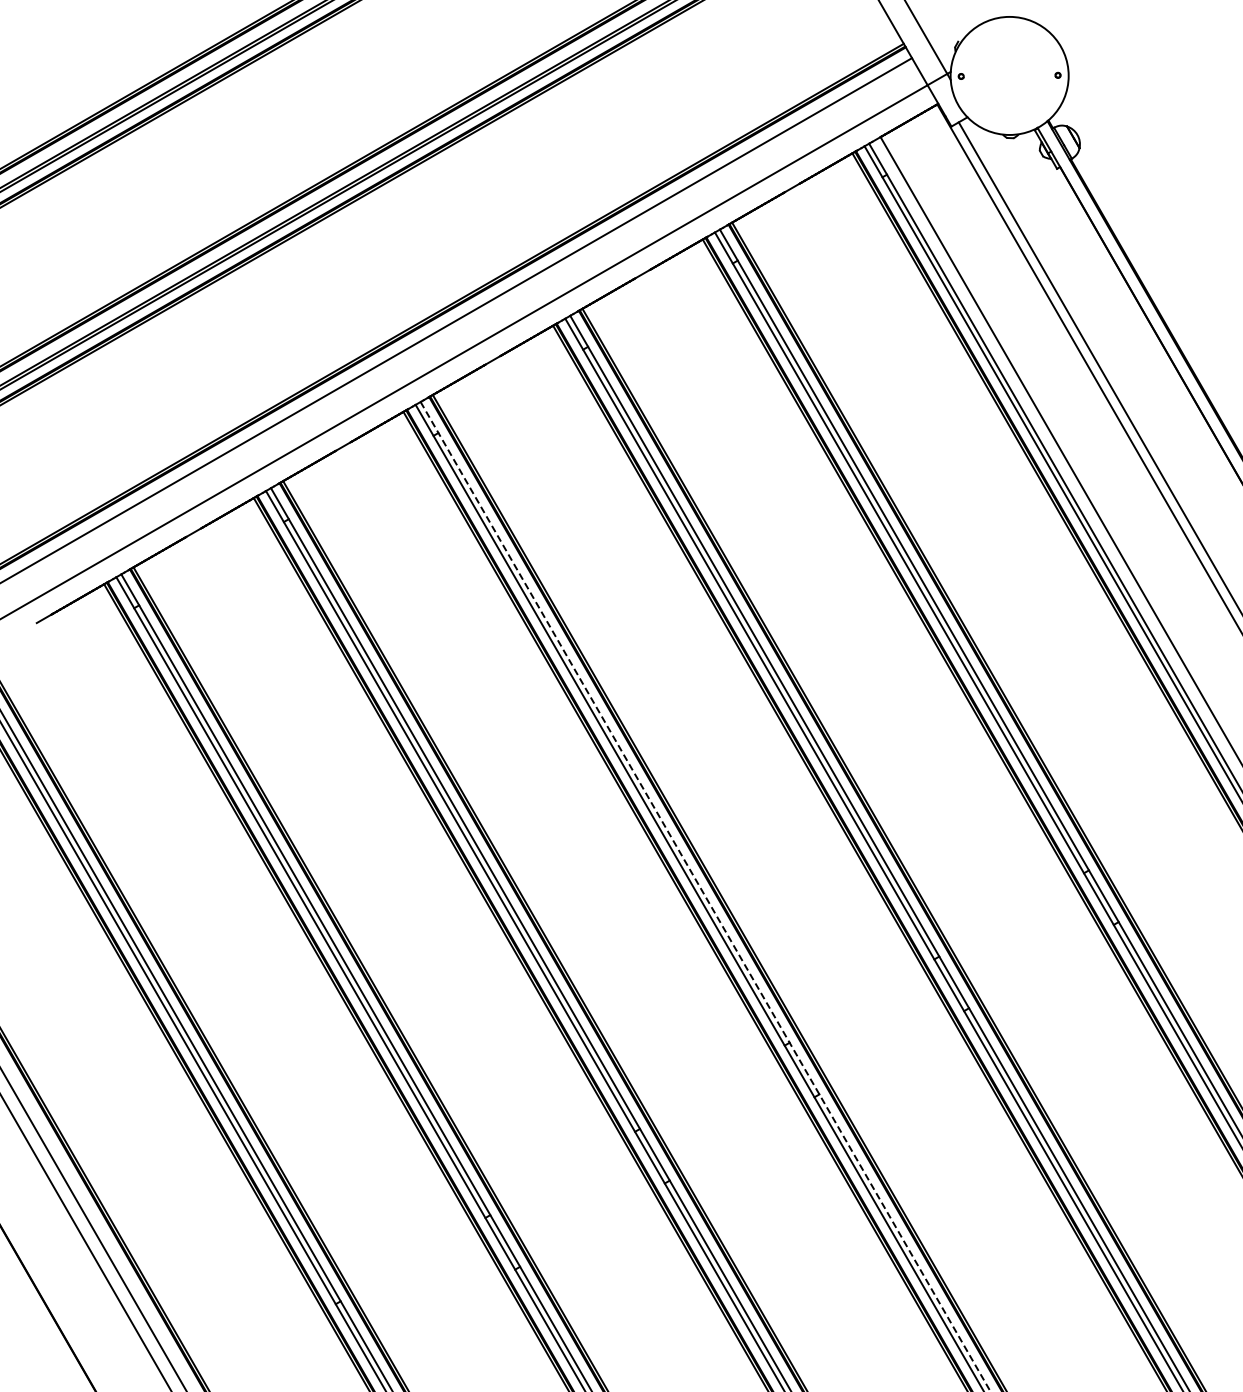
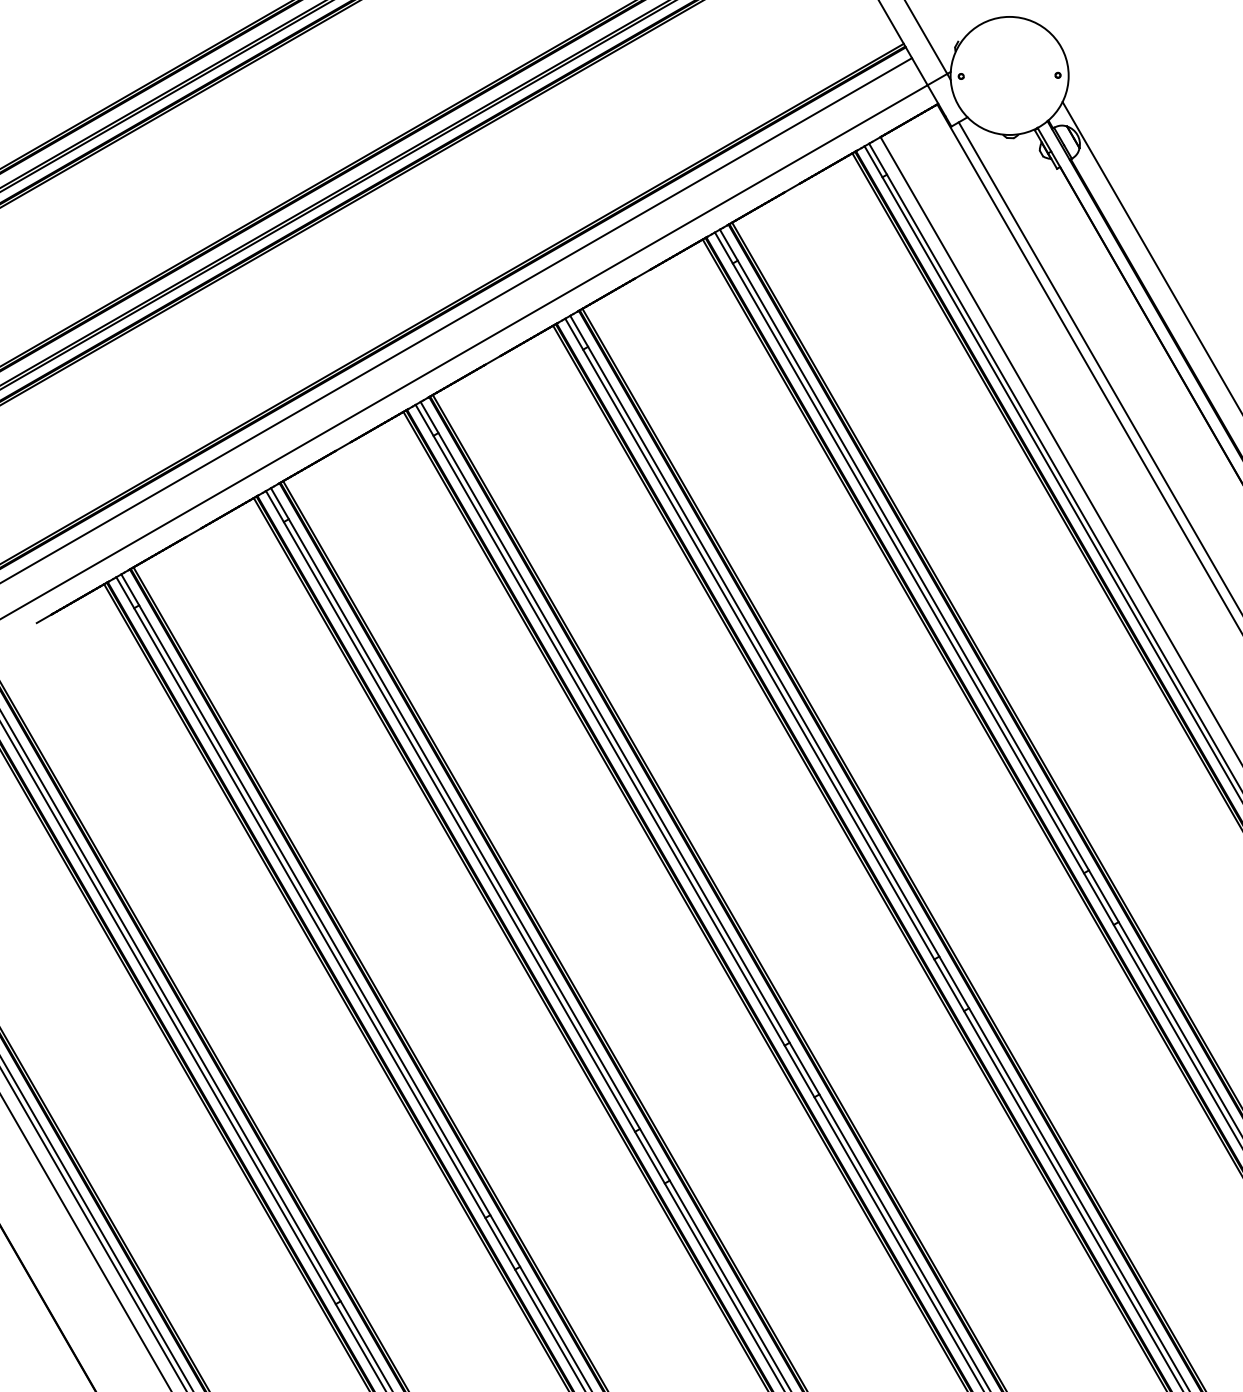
line: none -> present (1150, 255)
line: dashed -> solid (705, 897)
line: none -> present (96, 1223)
